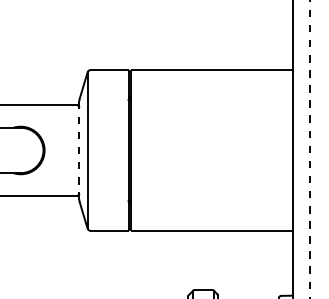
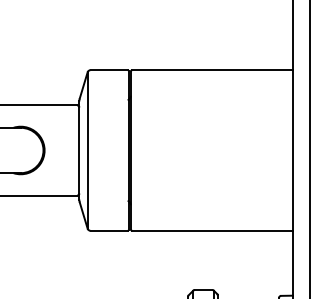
line: dashed -> solid (309, 149)
line: dashed -> solid (79, 150)
